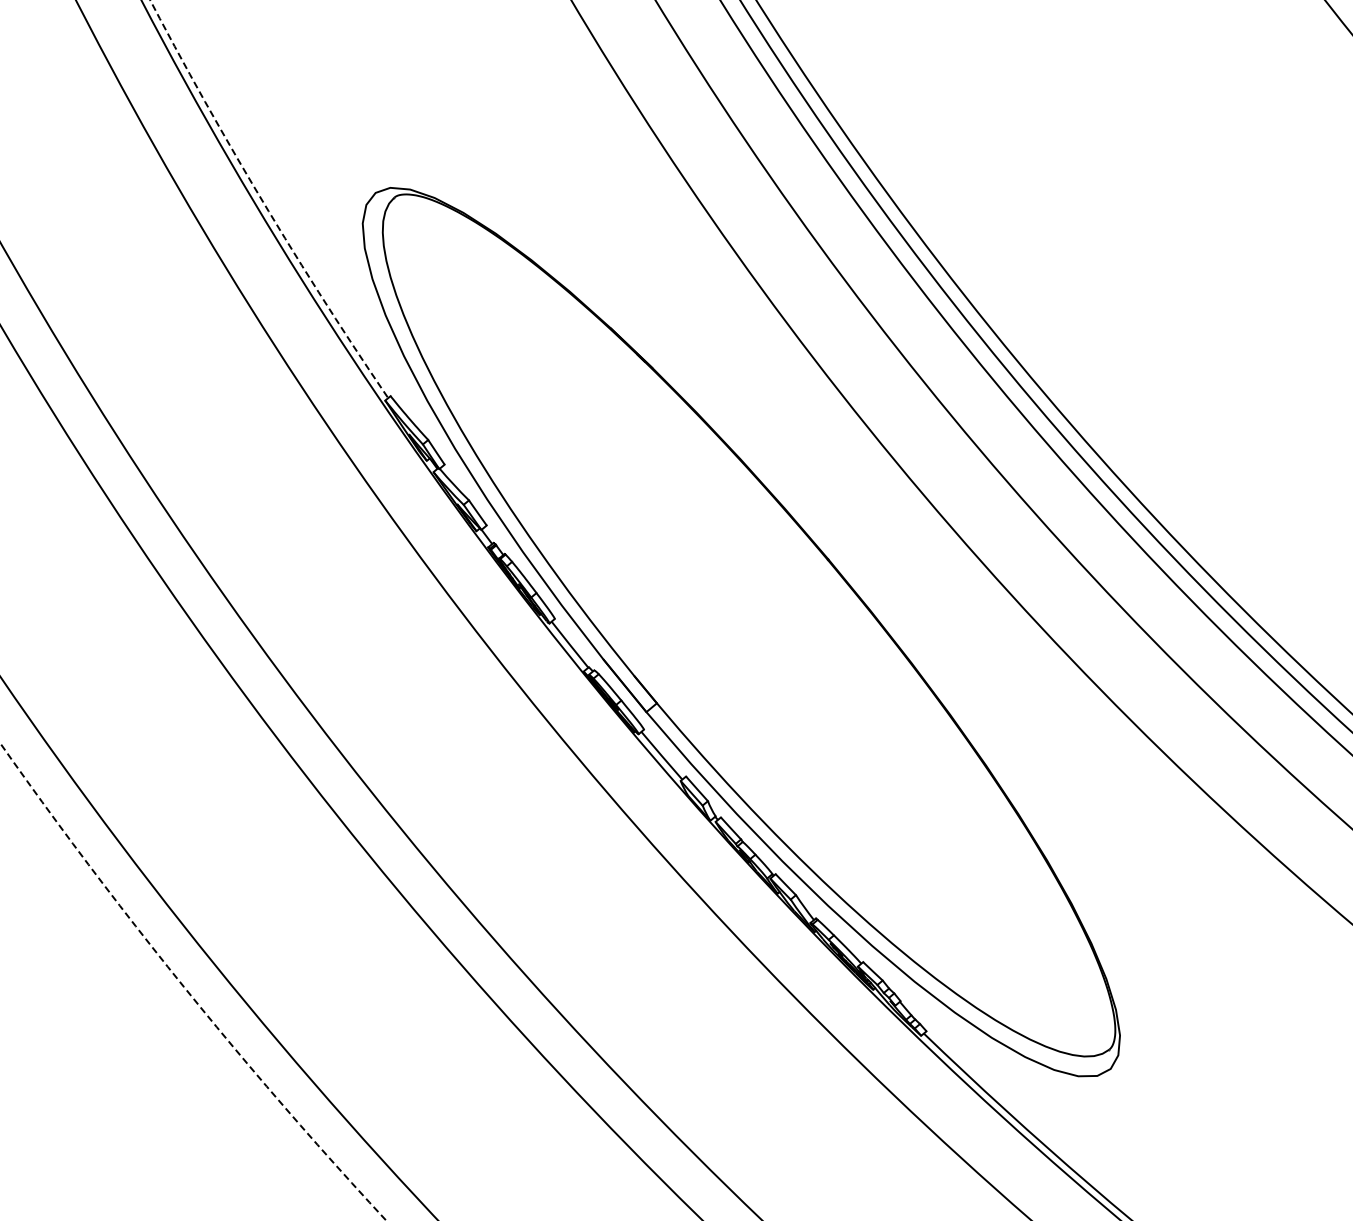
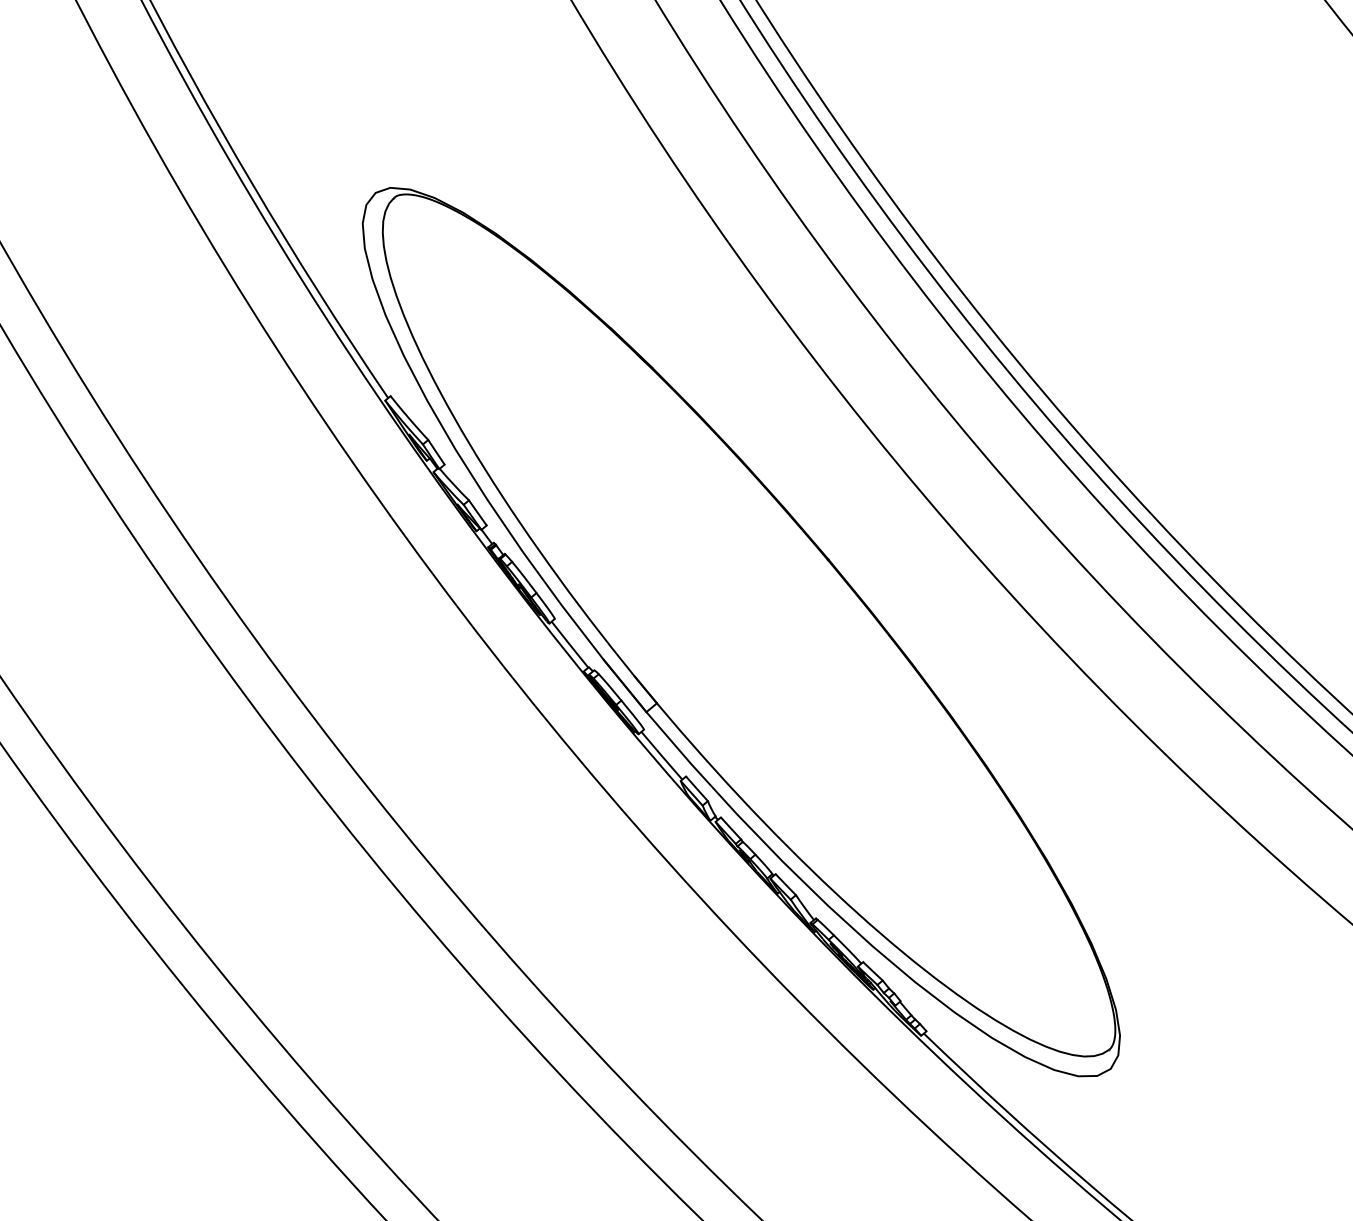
arc: dashed -> solid (263, 201)
arc: dashed -> solid (185, 988)
